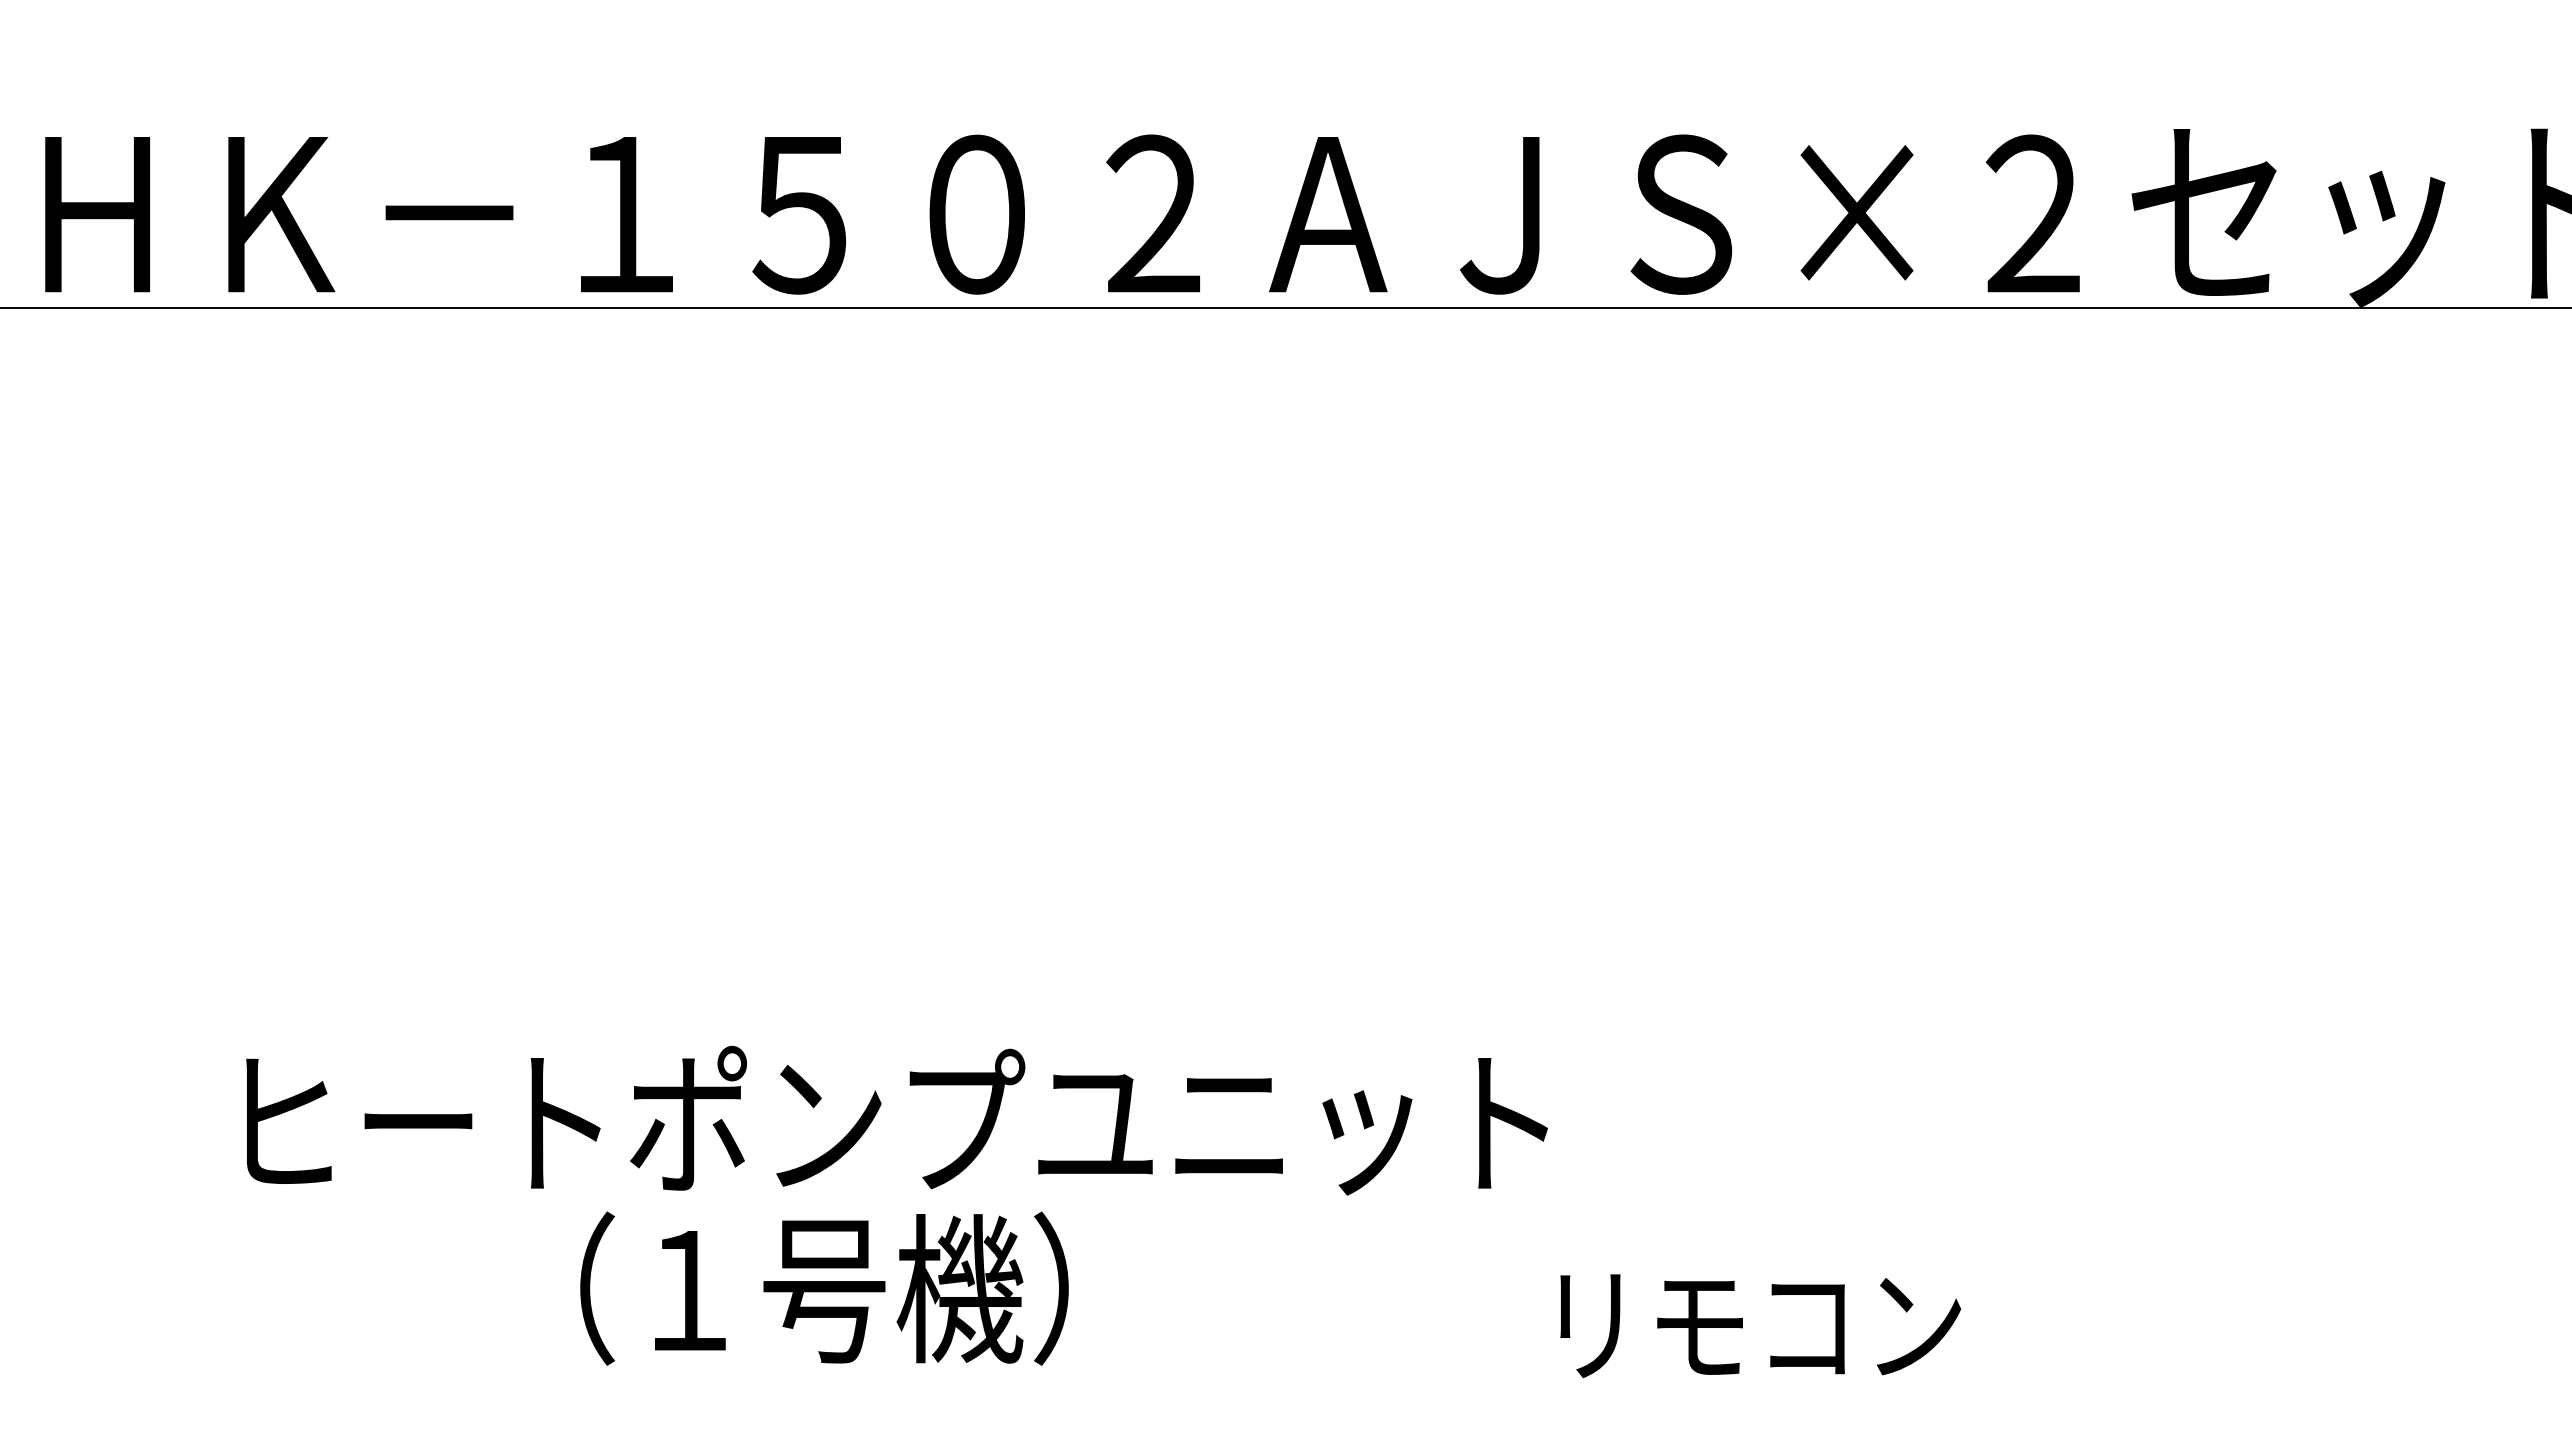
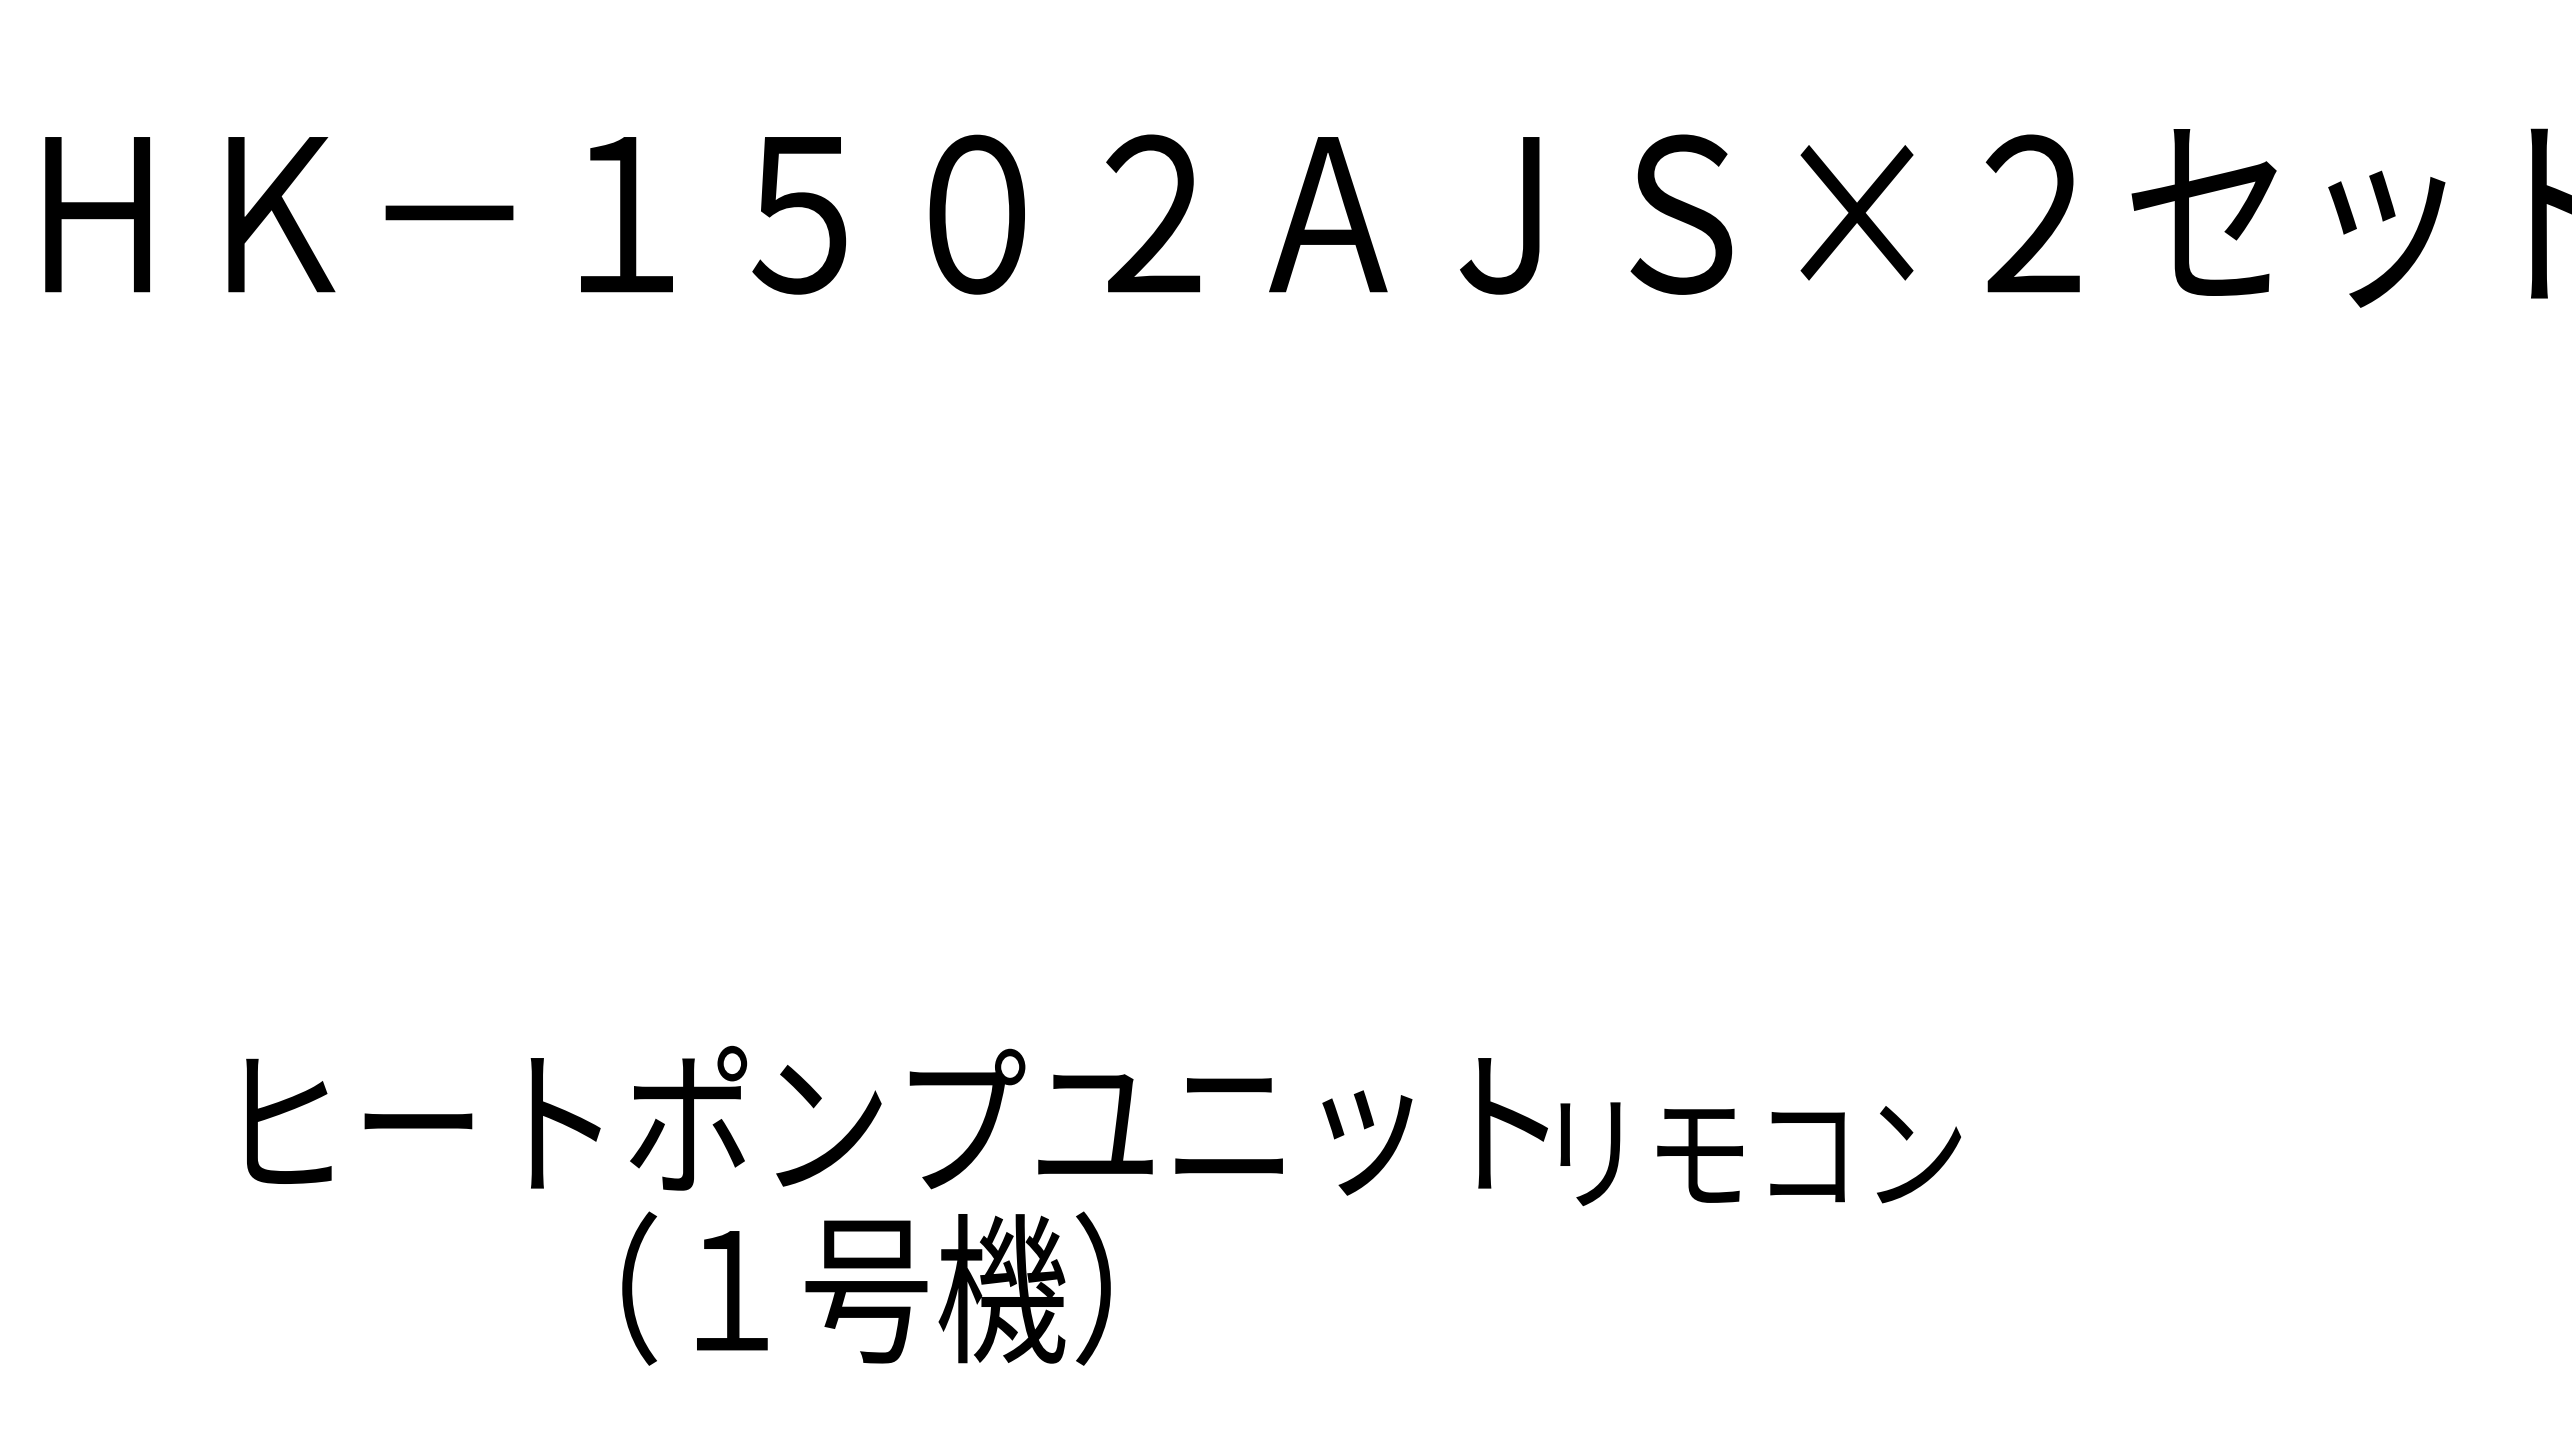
line: present -> none (1285, 307)
text position: (824, 1288) -> (866, 1288) (866, 1288)
text position: (1760, 1326) -> (1760, 1154) (1760, 1154)
